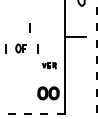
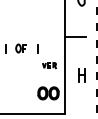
line: present -> none (29, 27)
part: none -> present (81, 75)
line: dashed -> solid (33, 113)
